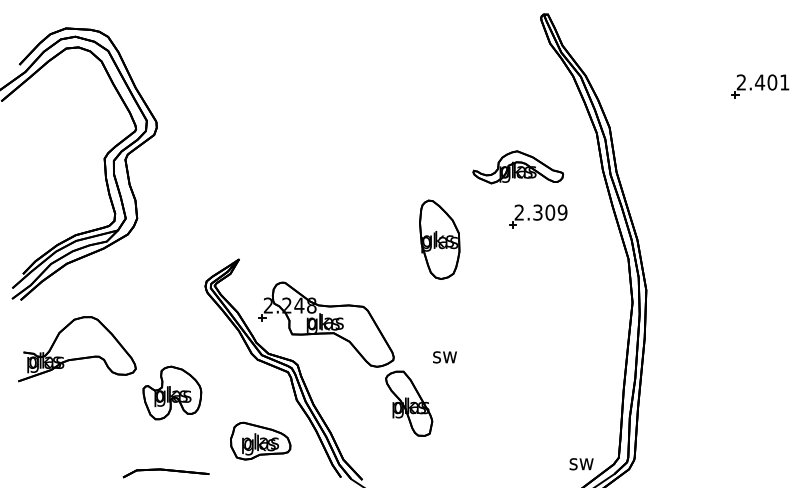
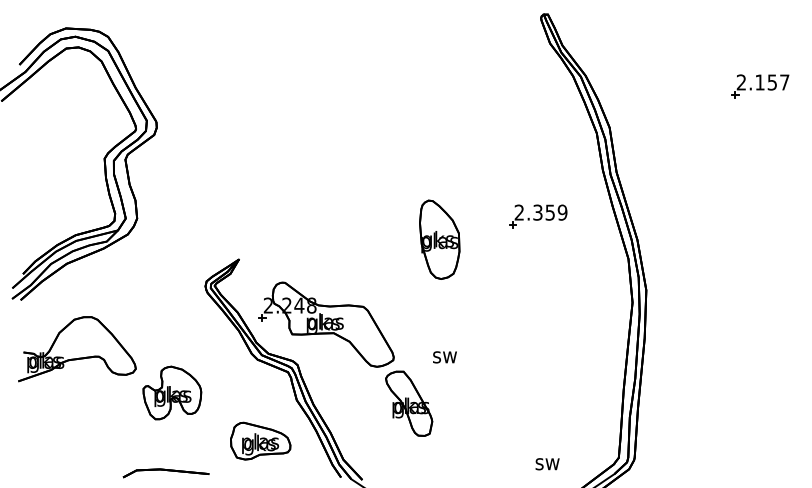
text: 2.401 -> 2.157 (771, 82)
part: present -> none (518, 167)
text: 2.309 -> 2.359 (550, 212)
text position: (581, 464) -> (547, 464) (547, 464)
